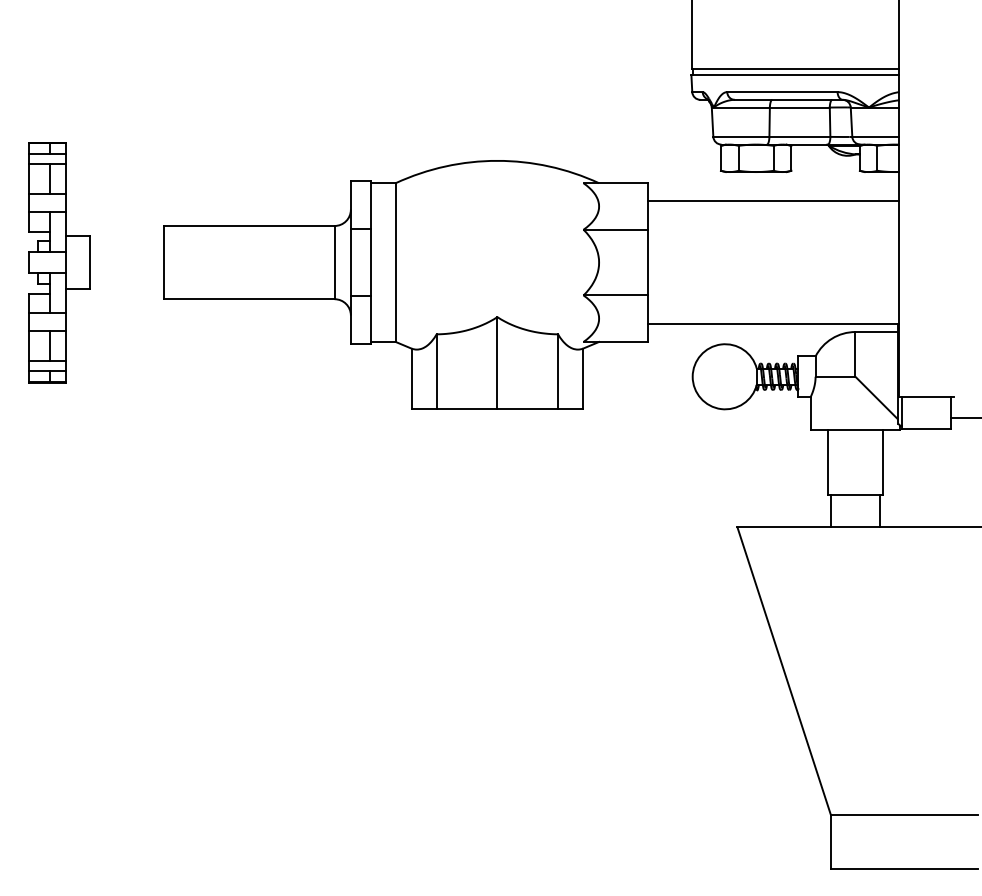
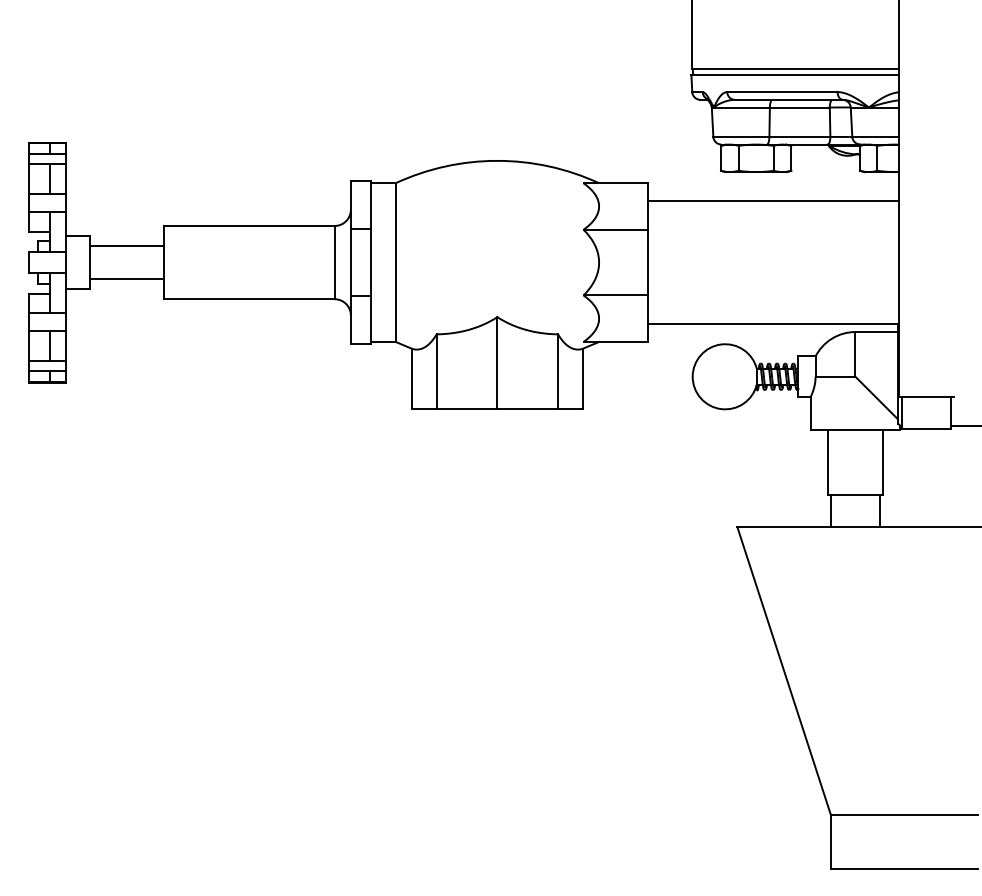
line: none -> present (126, 246)
line: none -> present (126, 278)
line position: (964, 417) -> (964, 425) (964, 425)
